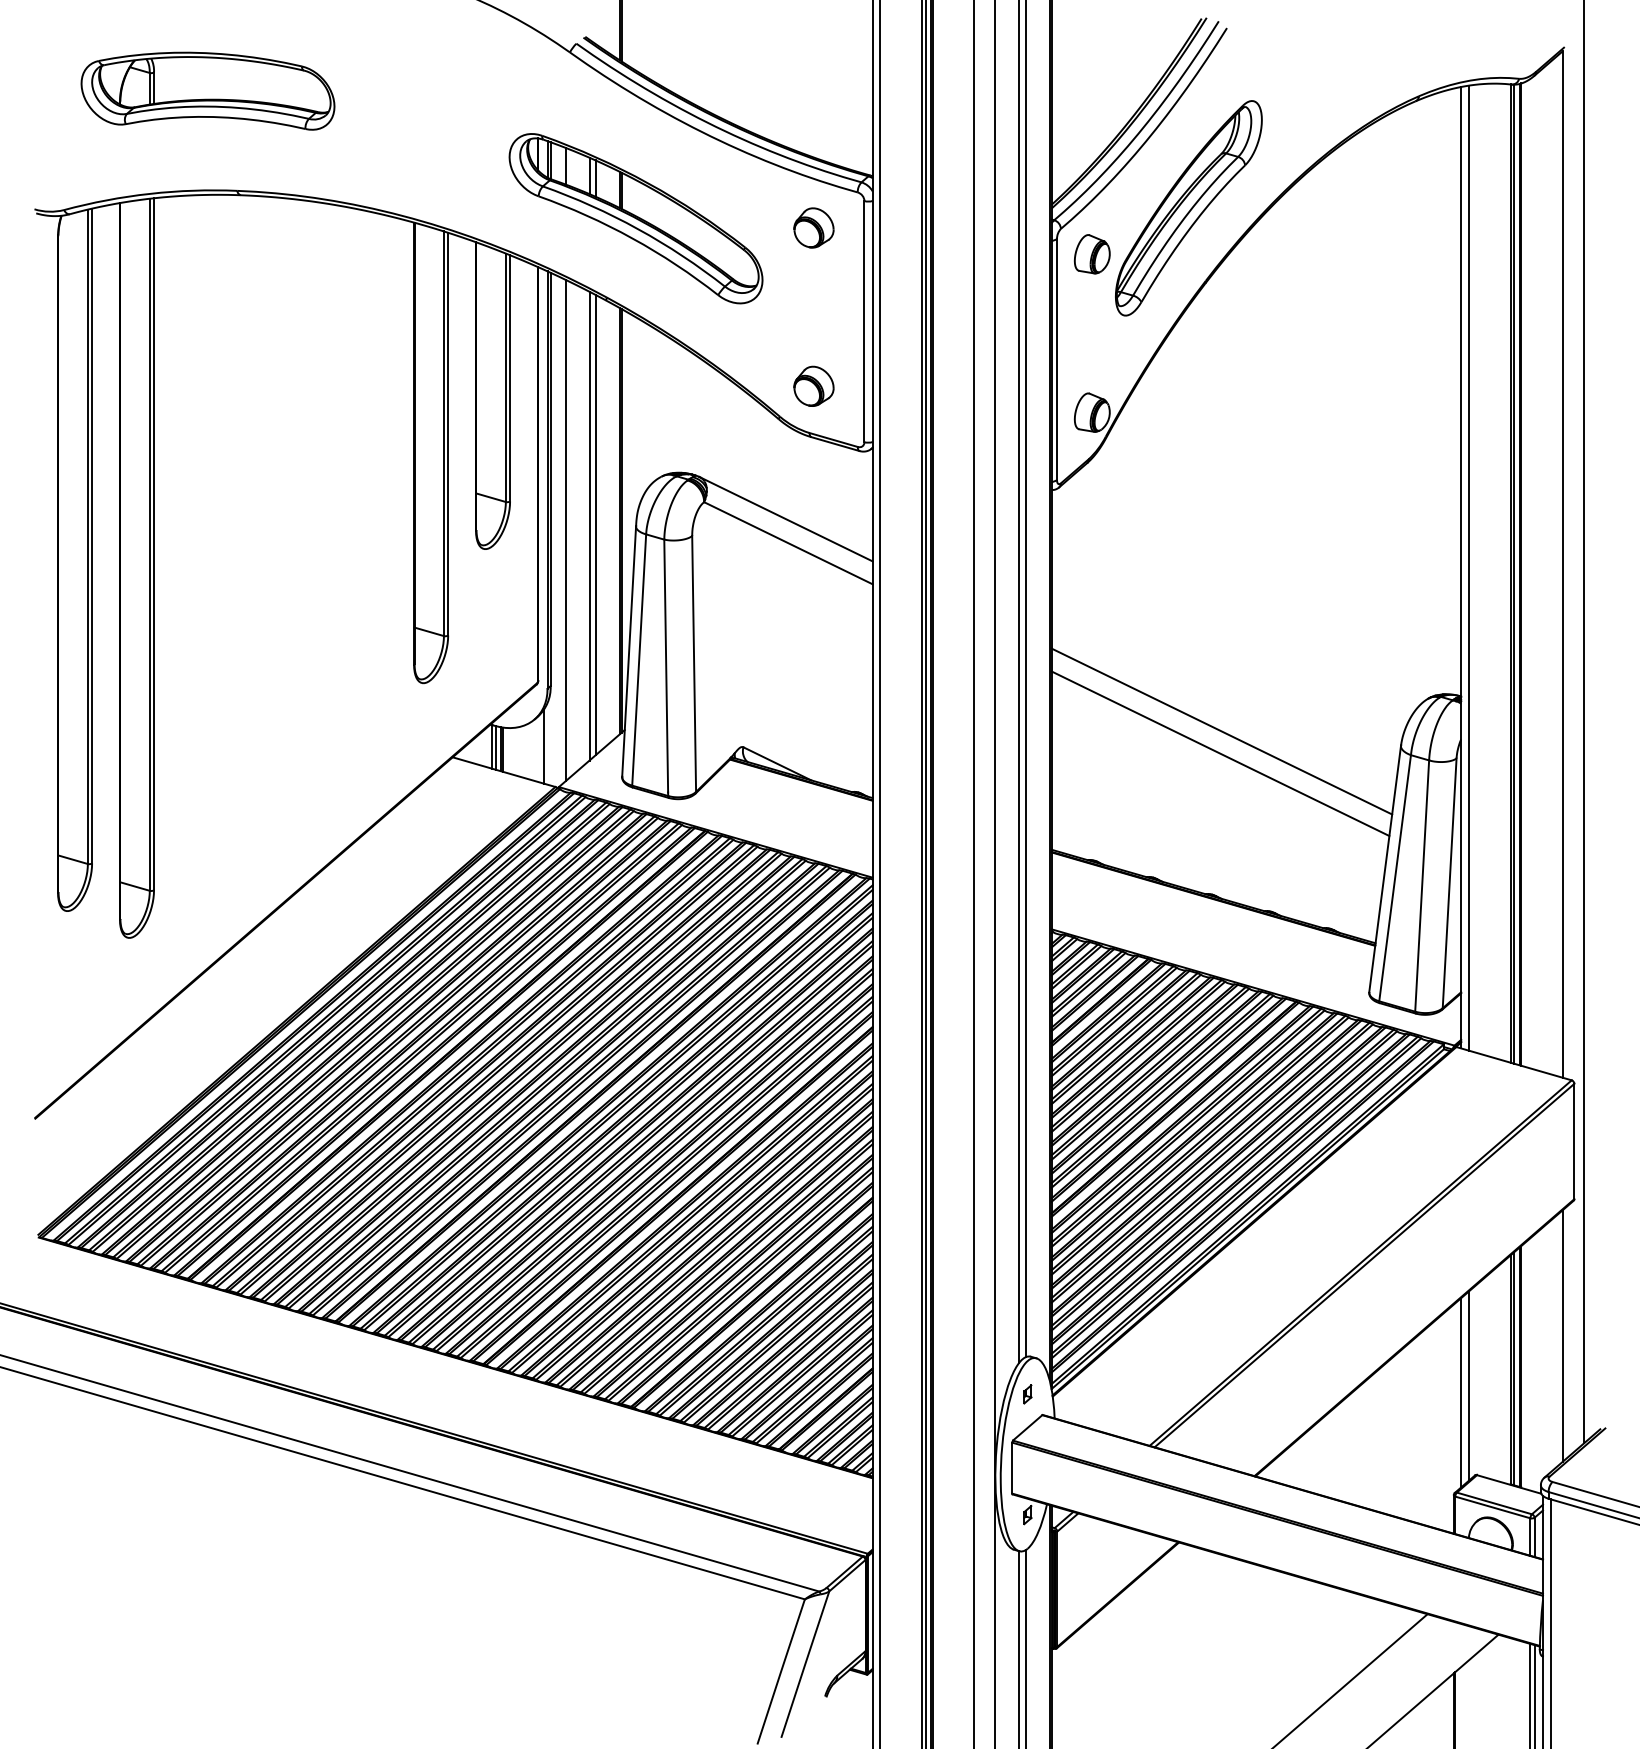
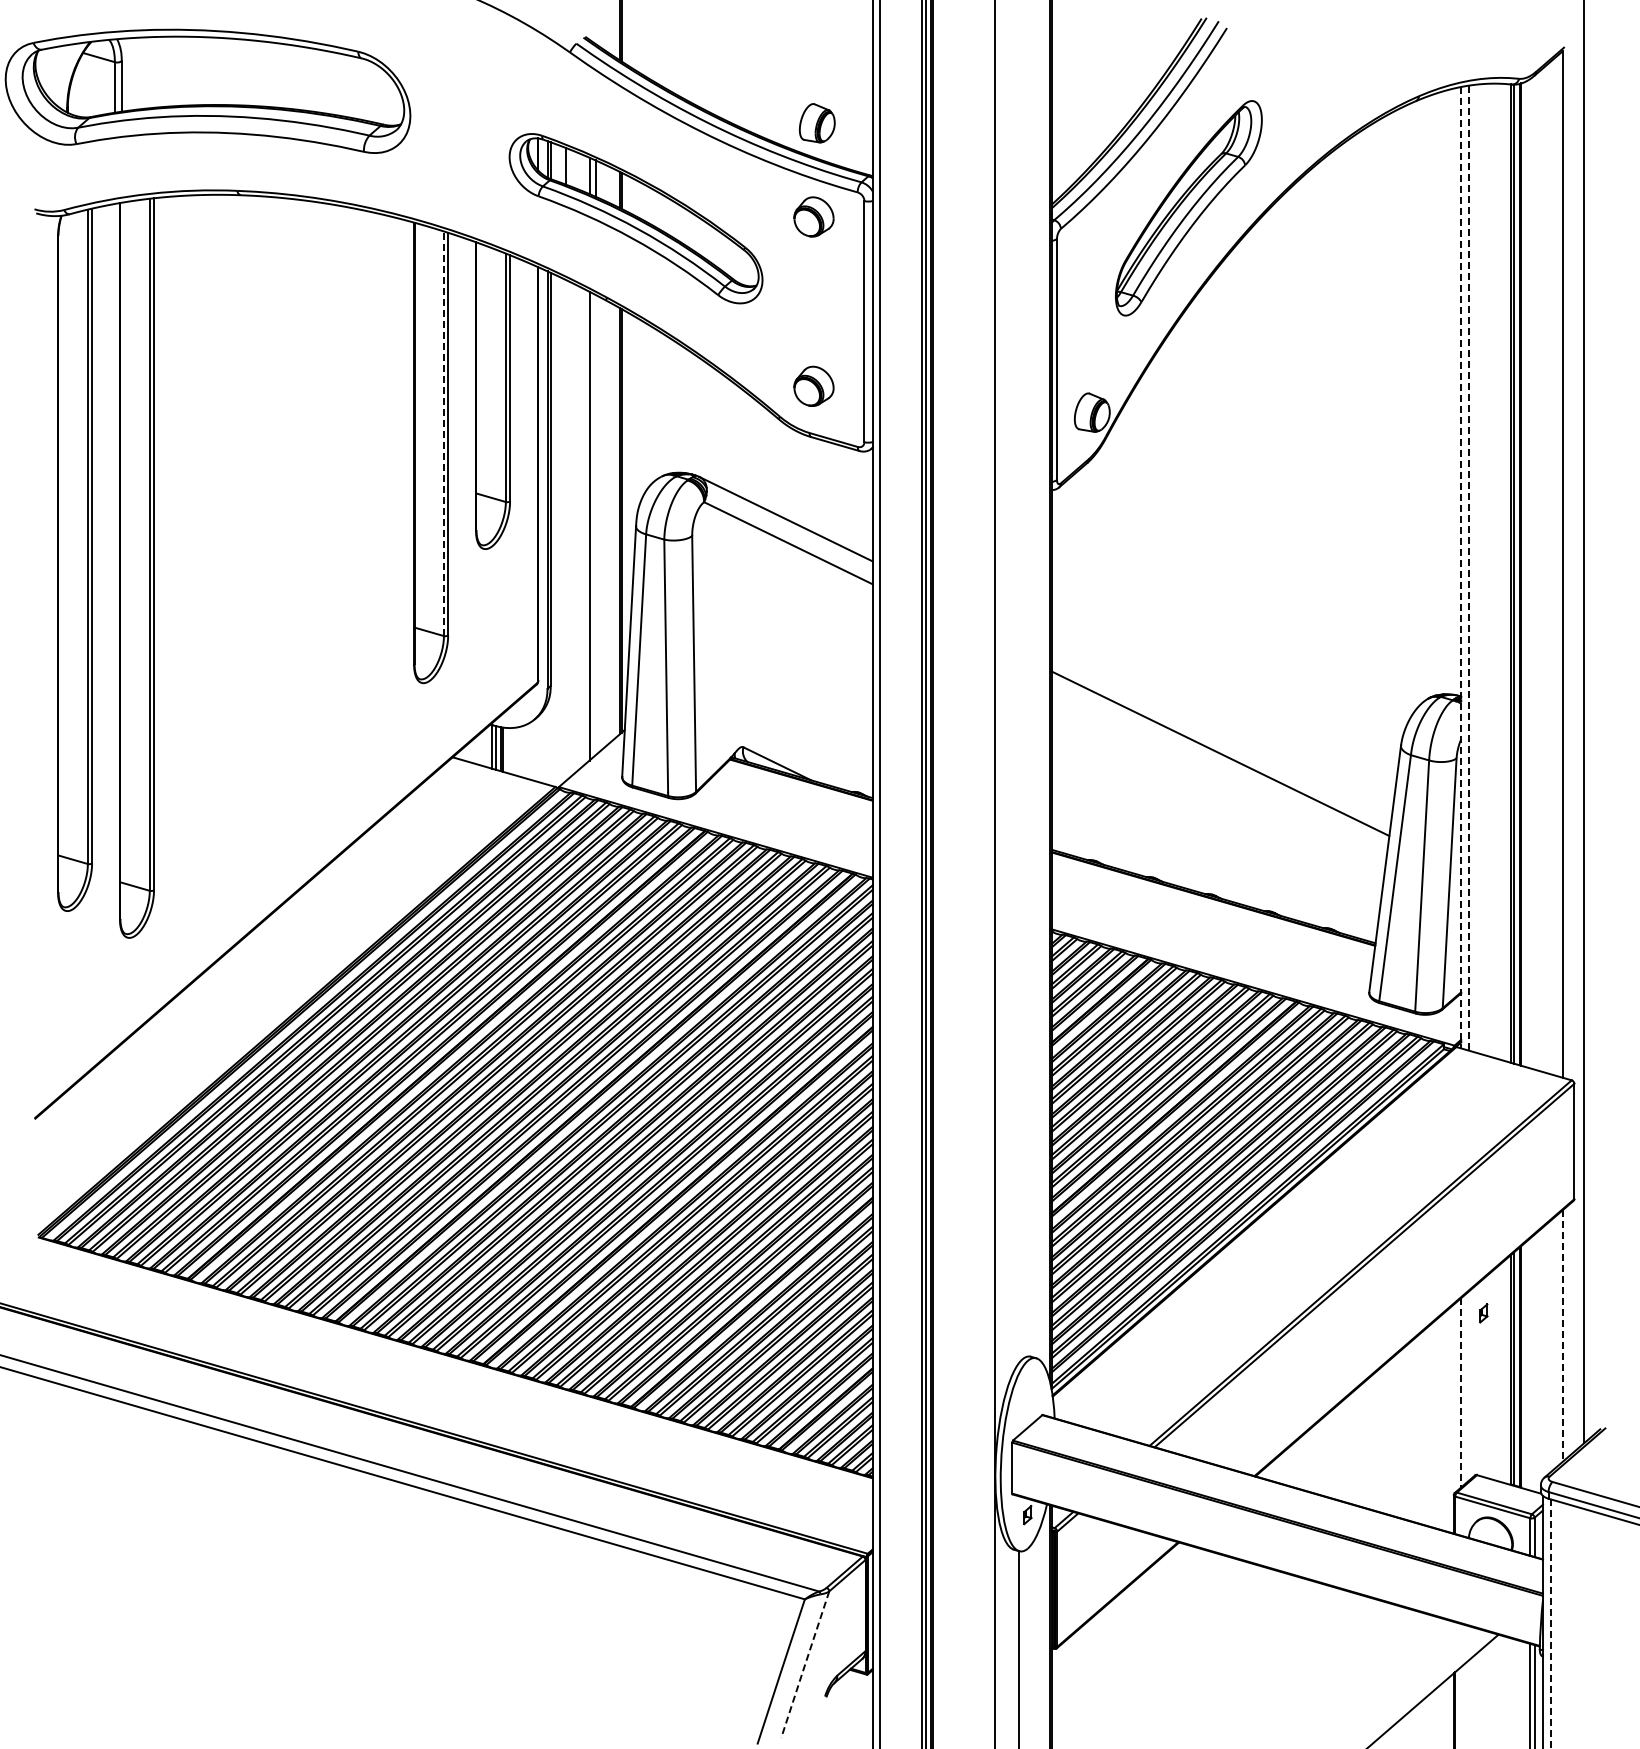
part size: 256x80 px -> 408x126 px (207, 90)
part position: (813, 227) -> (813, 216) (813, 216)
part position: (1091, 254) -> (816, 123) (816, 123)
line: solid -> dashed (443, 433)
line: present -> none (595, 525)
line: present -> none (565, 530)
line: solid -> dashed (1461, 567)
line: solid -> dashed (1468, 568)
line: present -> none (1025, 679)
line: present -> none (1019, 682)
line: present -> none (1221, 731)
line: present -> none (544, 746)
line: present -> none (974, 873)
line: solid -> dashed (1562, 1335)
line: present -> none (1468, 1385)
line: solid -> dashed (1461, 1392)
part position: (1027, 1394) -> (1483, 1313) (1483, 1313)
line: solid -> dashed (1550, 1624)
line: present -> none (1025, 1647)
line: solid -> dashed (805, 1664)
line: present -> none (1351, 1679)
